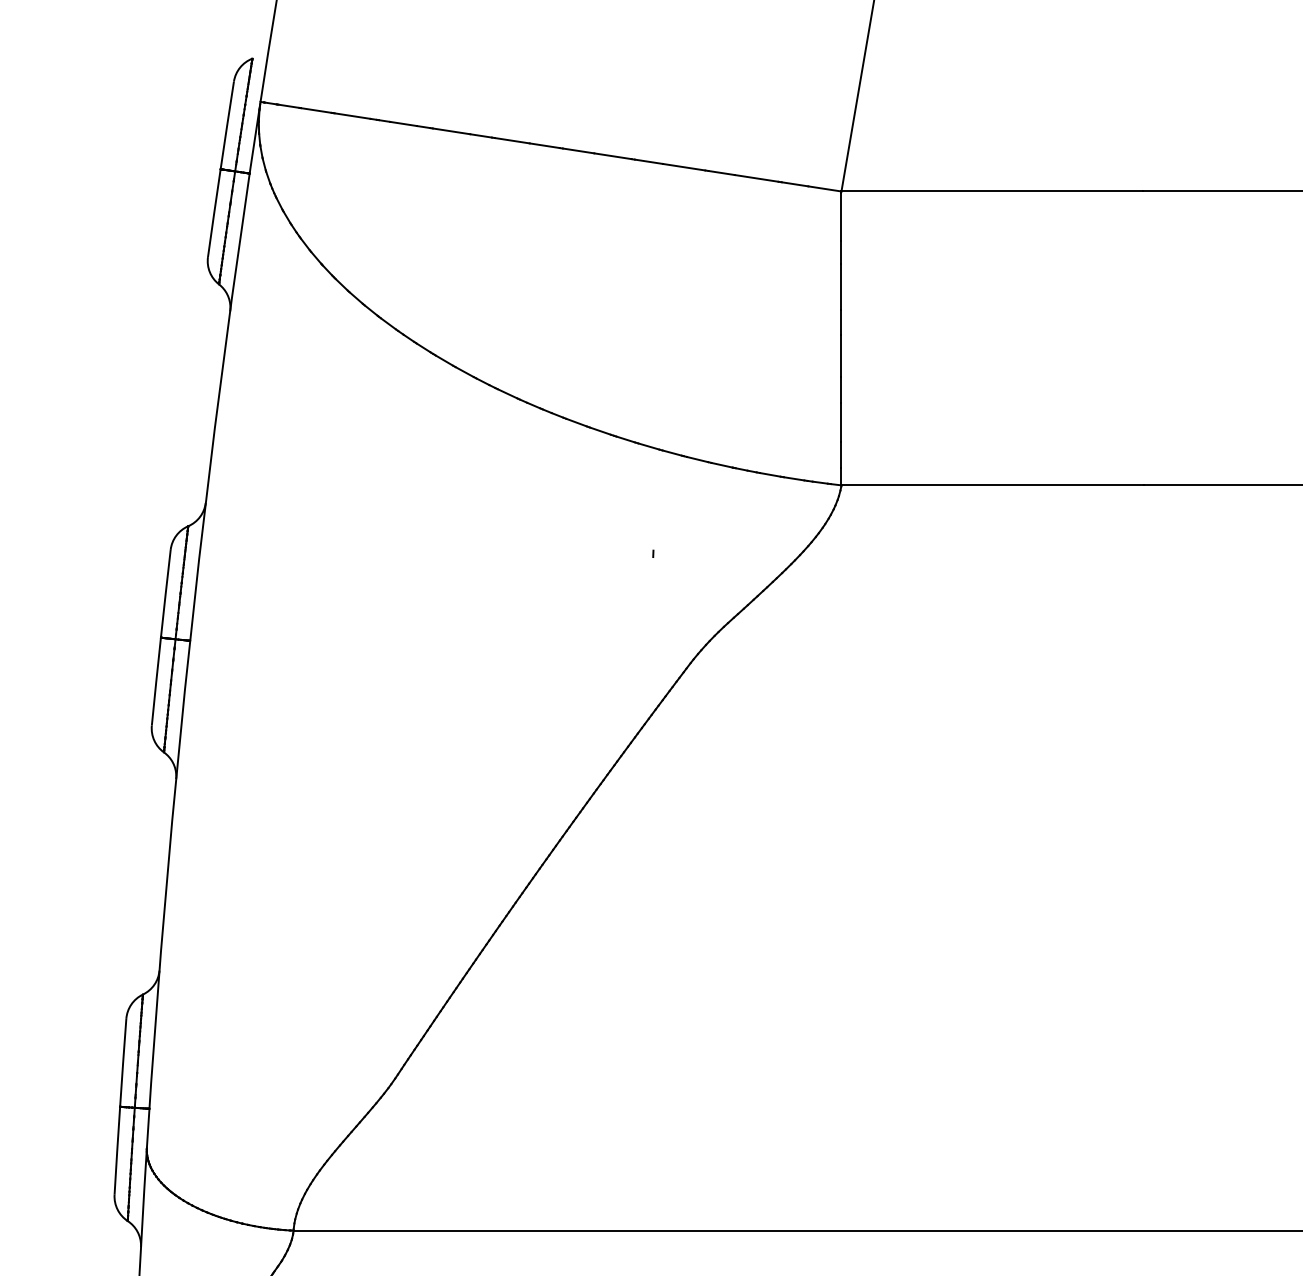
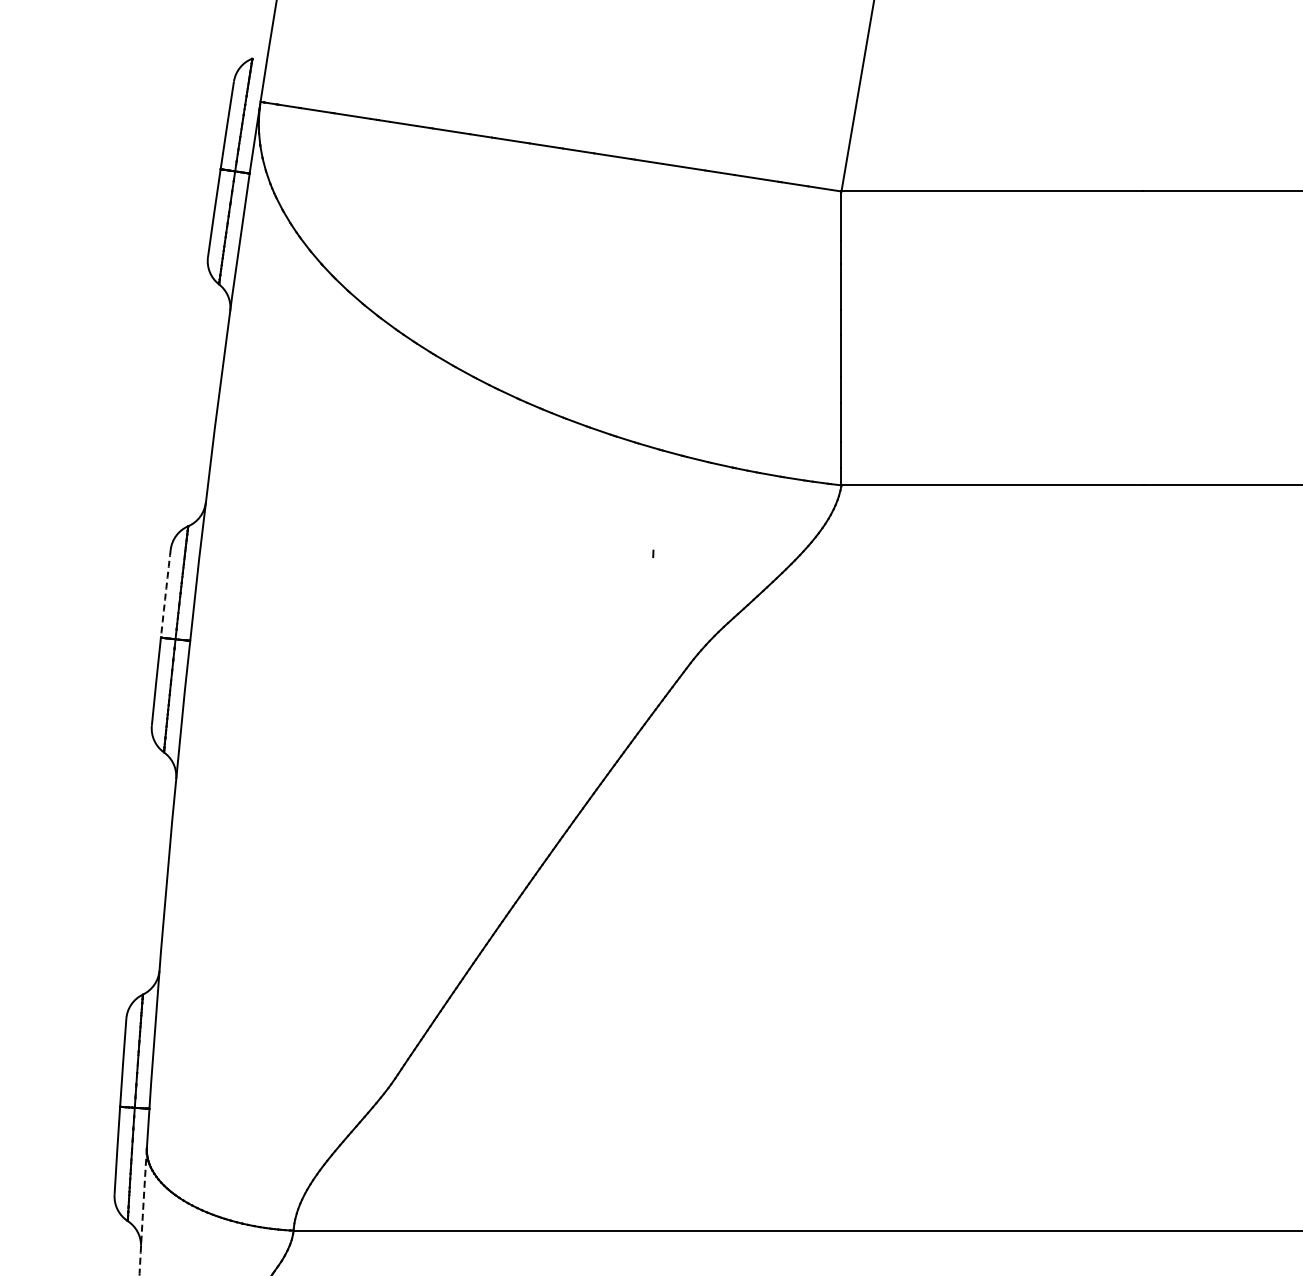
arc: solid -> dashed (165, 593)
arc: solid -> dashed (143, 1212)
